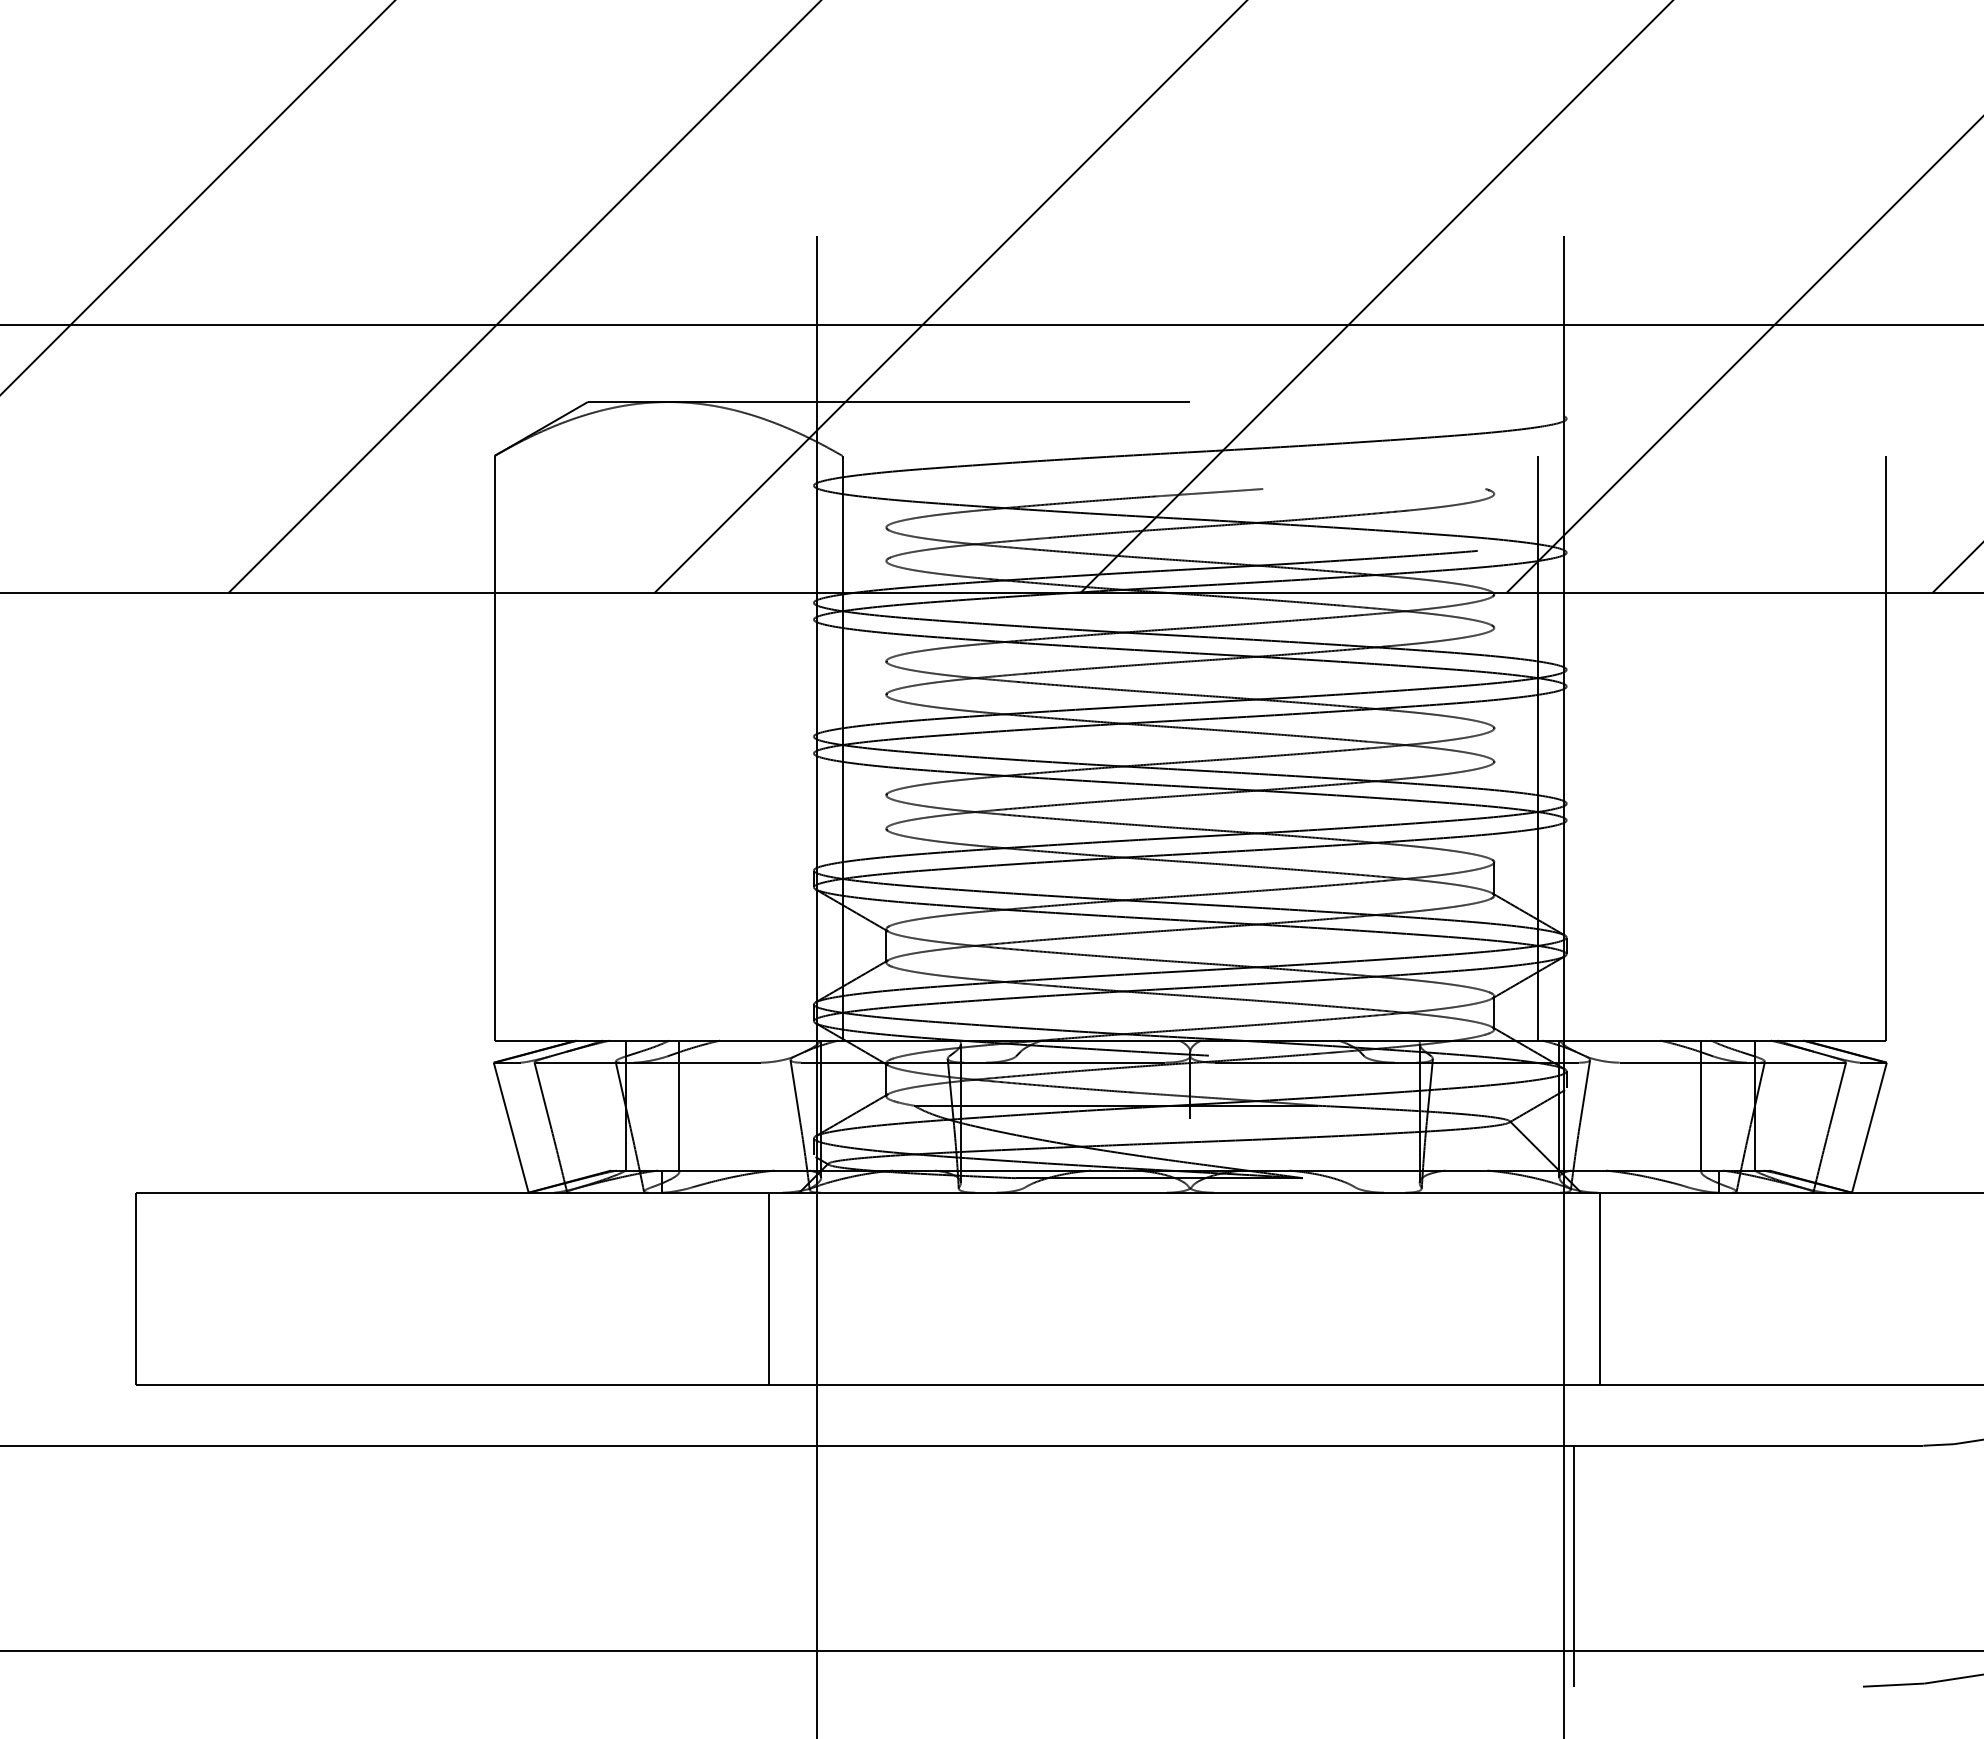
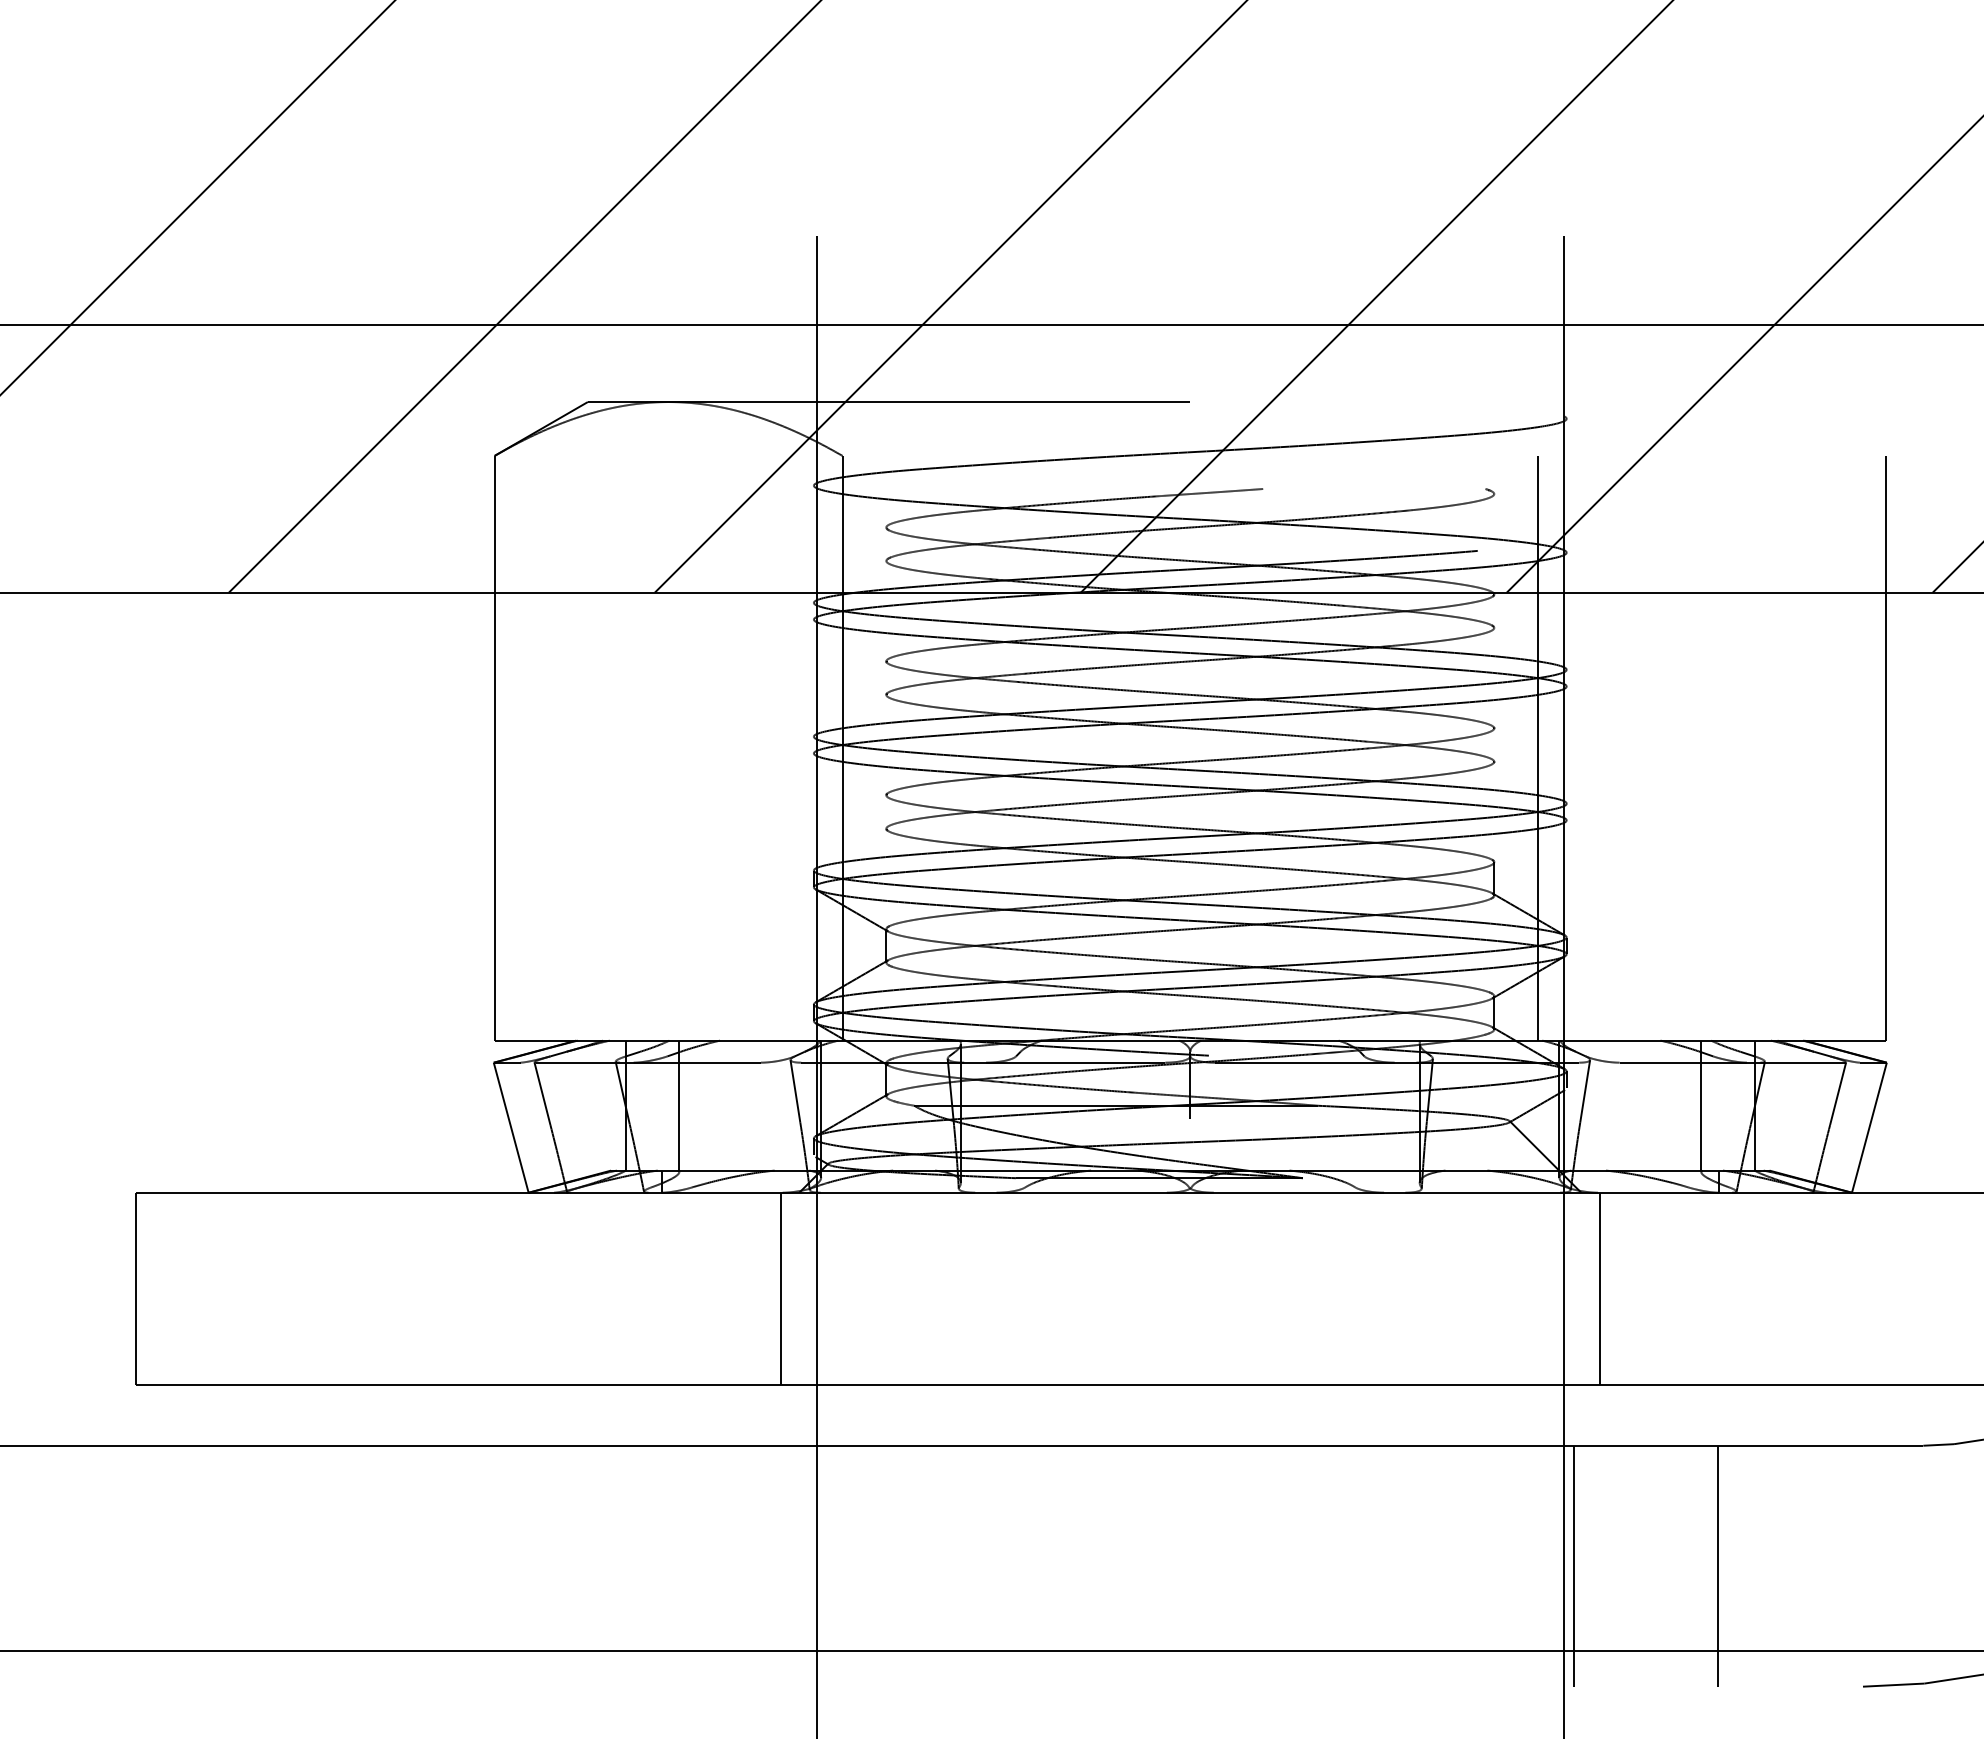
line position: (768, 1288) -> (780, 1288) (780, 1288)
line: none -> present (1718, 1565)
